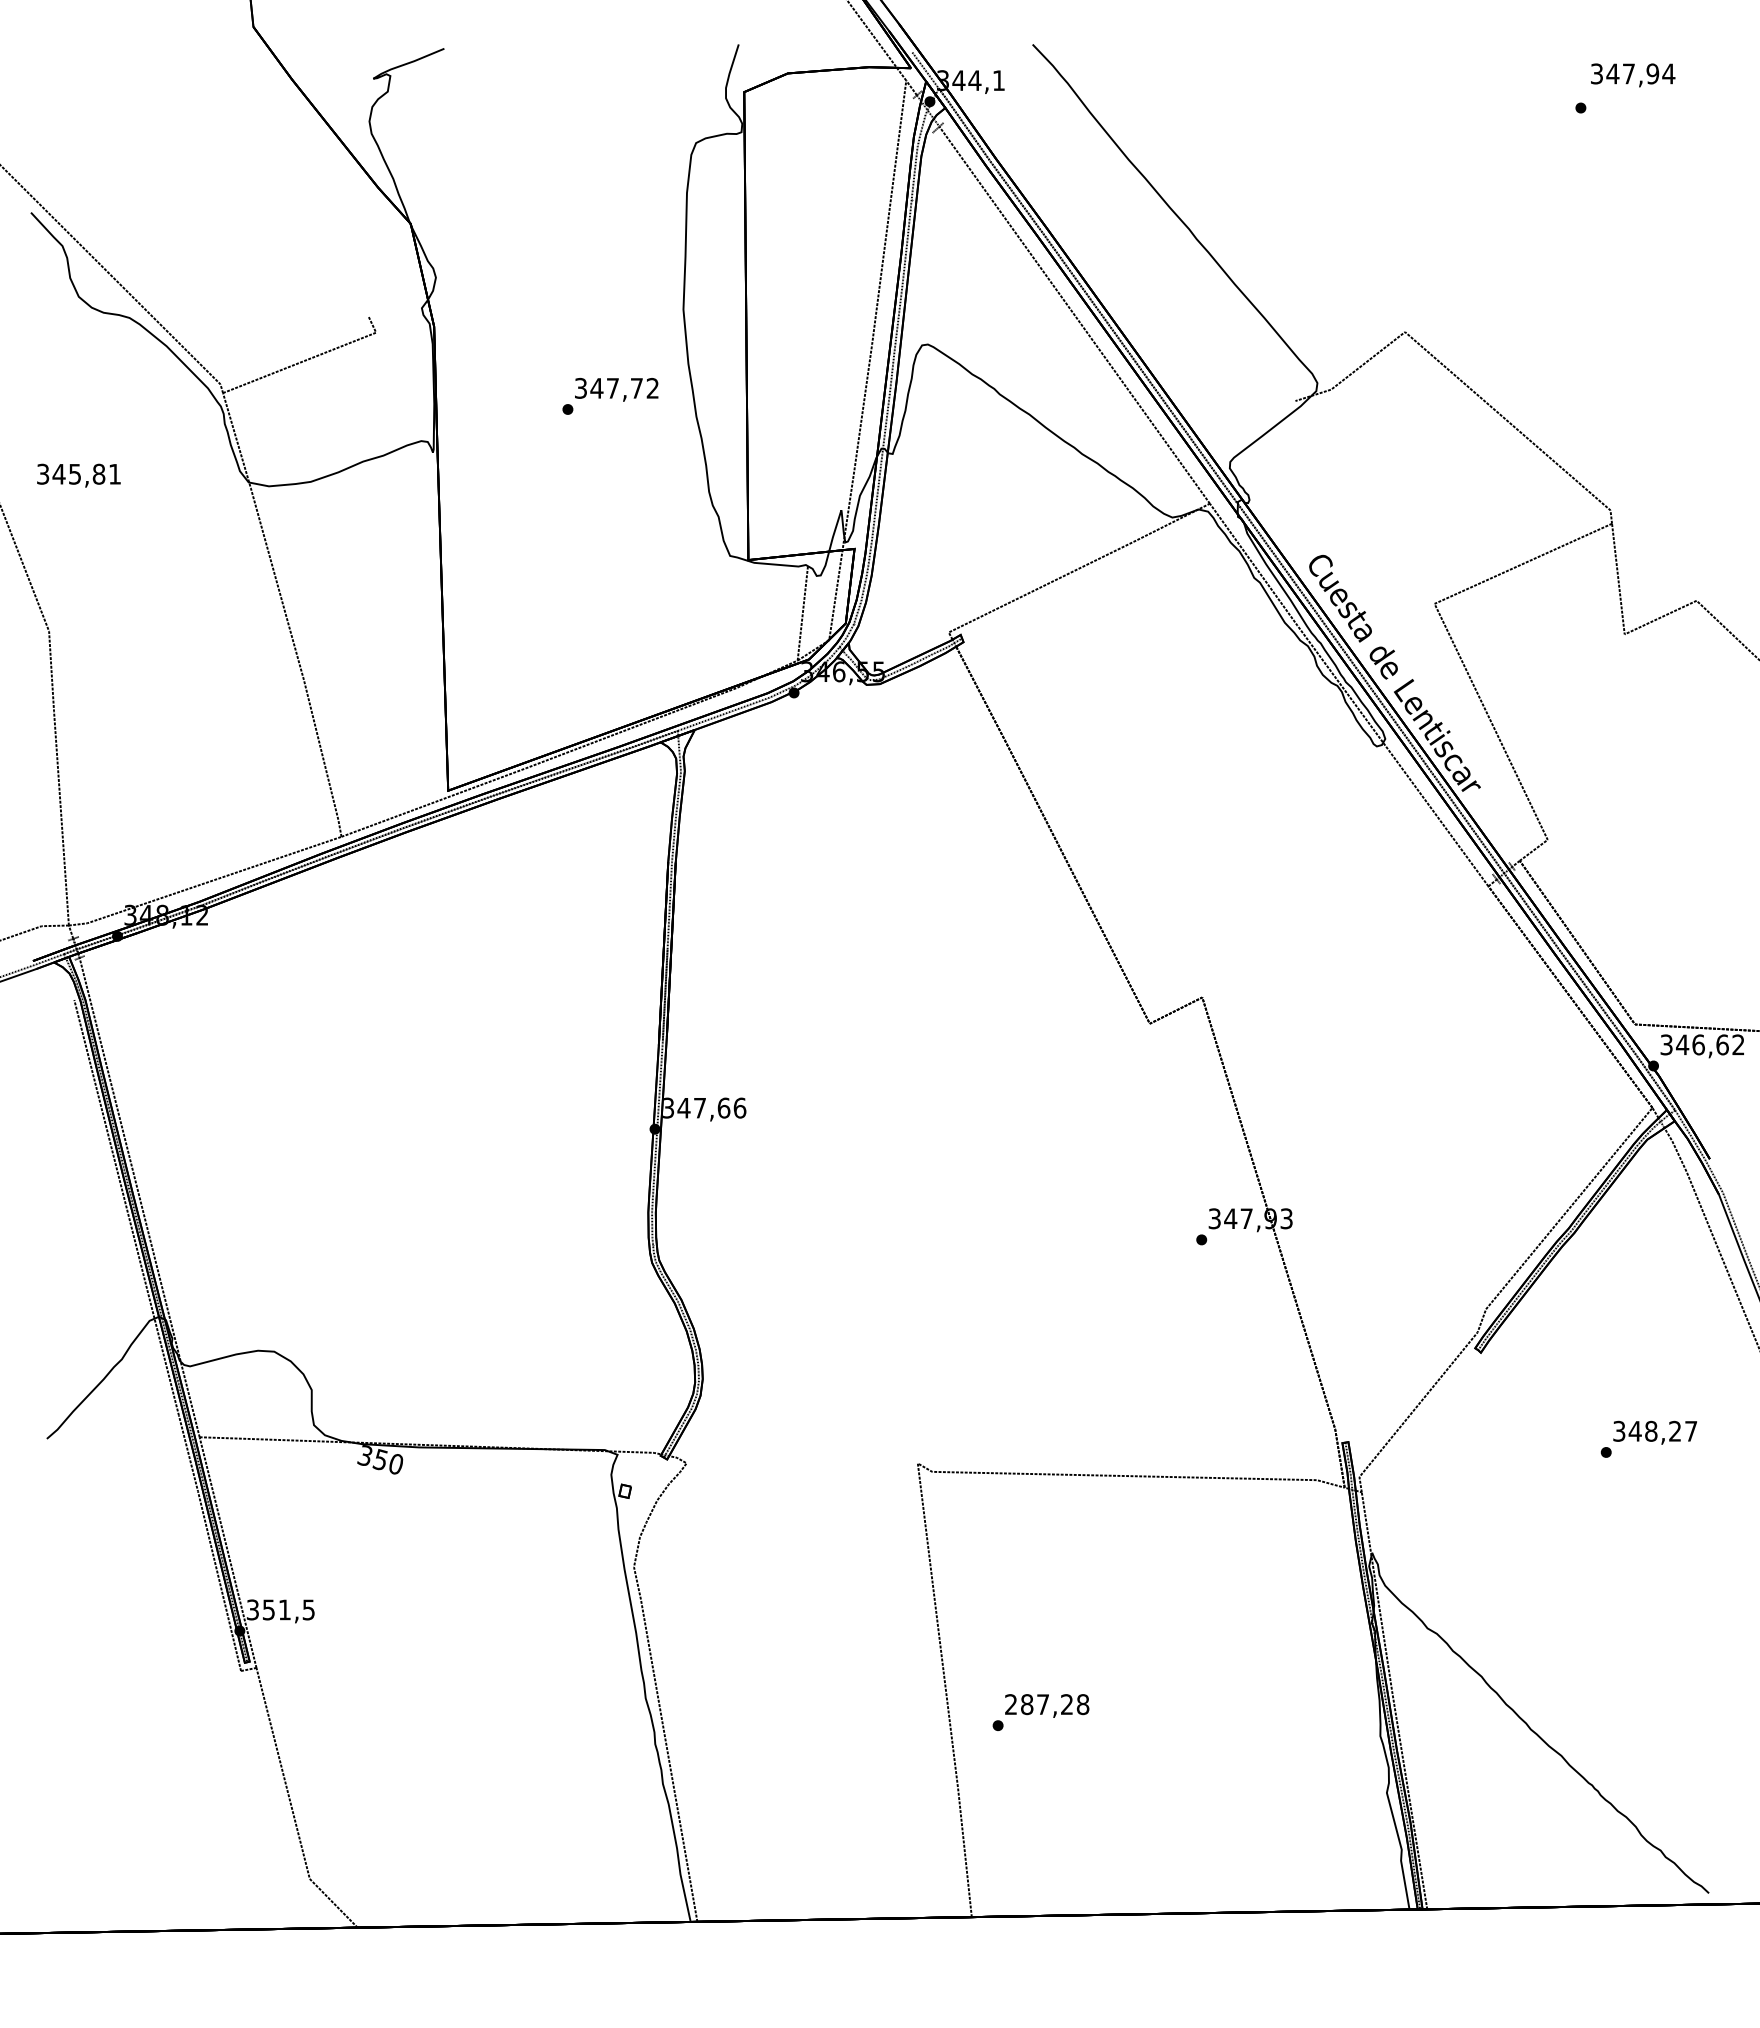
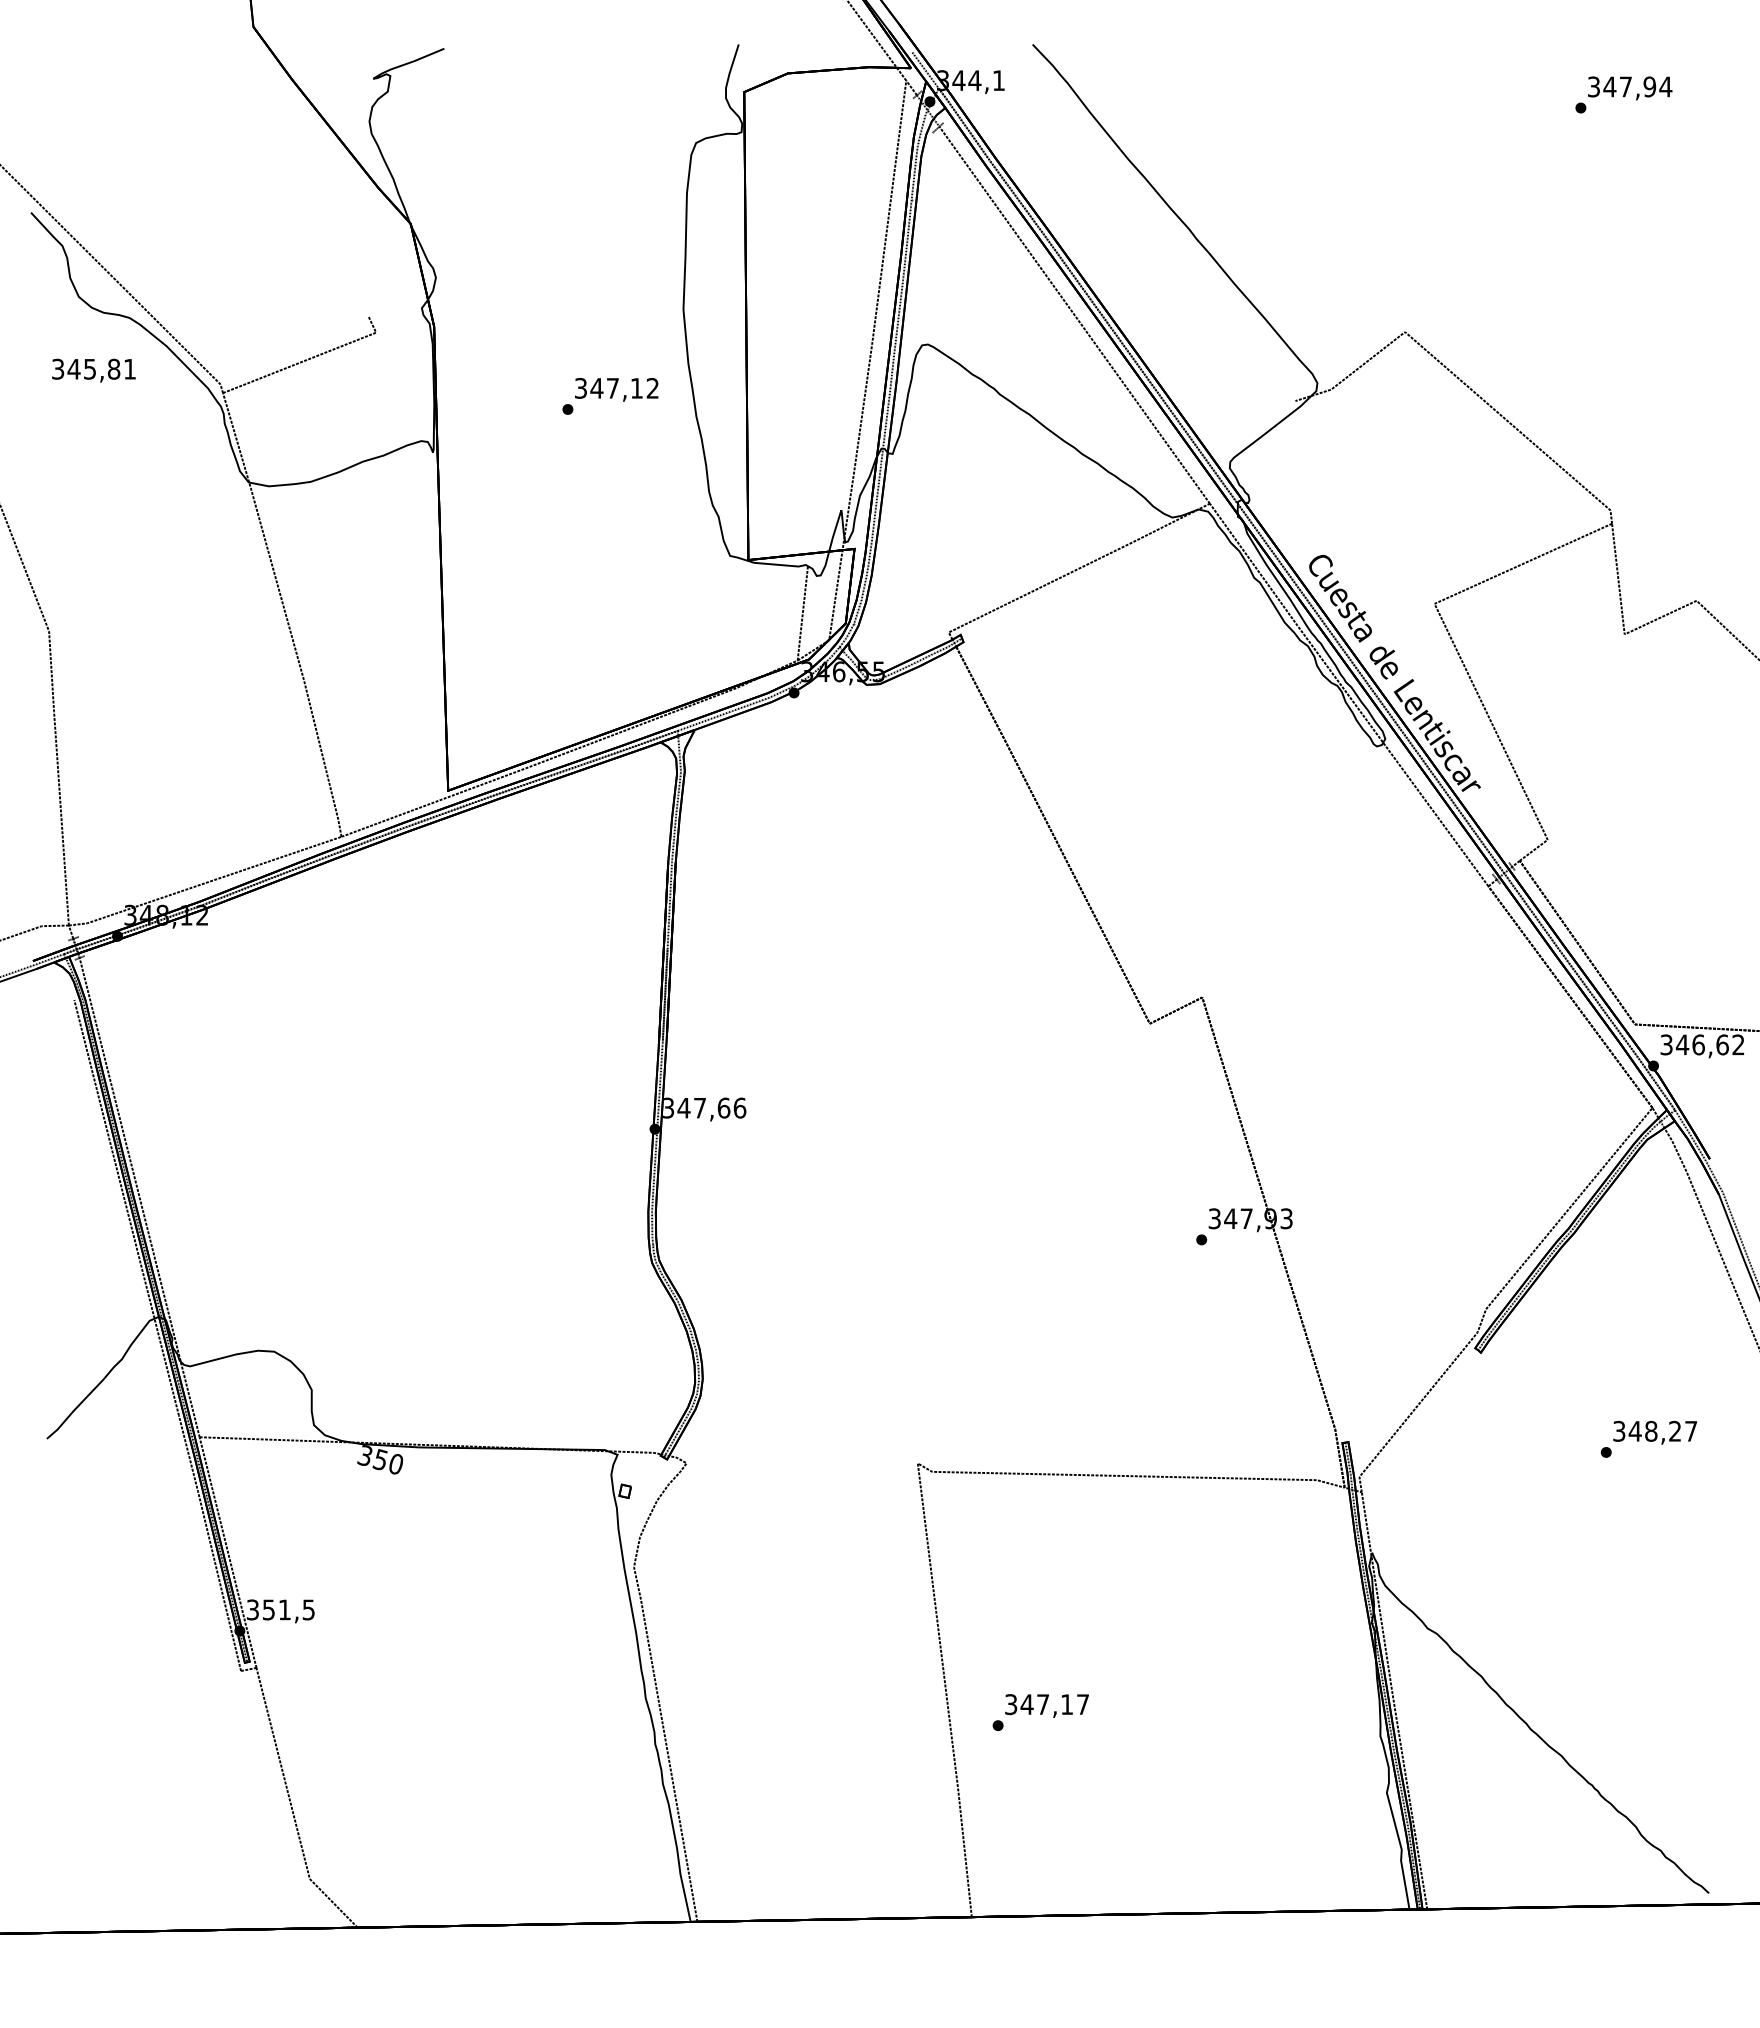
text position: (1633, 75) -> (1630, 88) (1630, 88)
text: 347,72 -> 347,12 (636, 388)
text position: (78, 475) -> (93, 370) (93, 370)
text: 287,28 -> 347,17 (1047, 1704)
